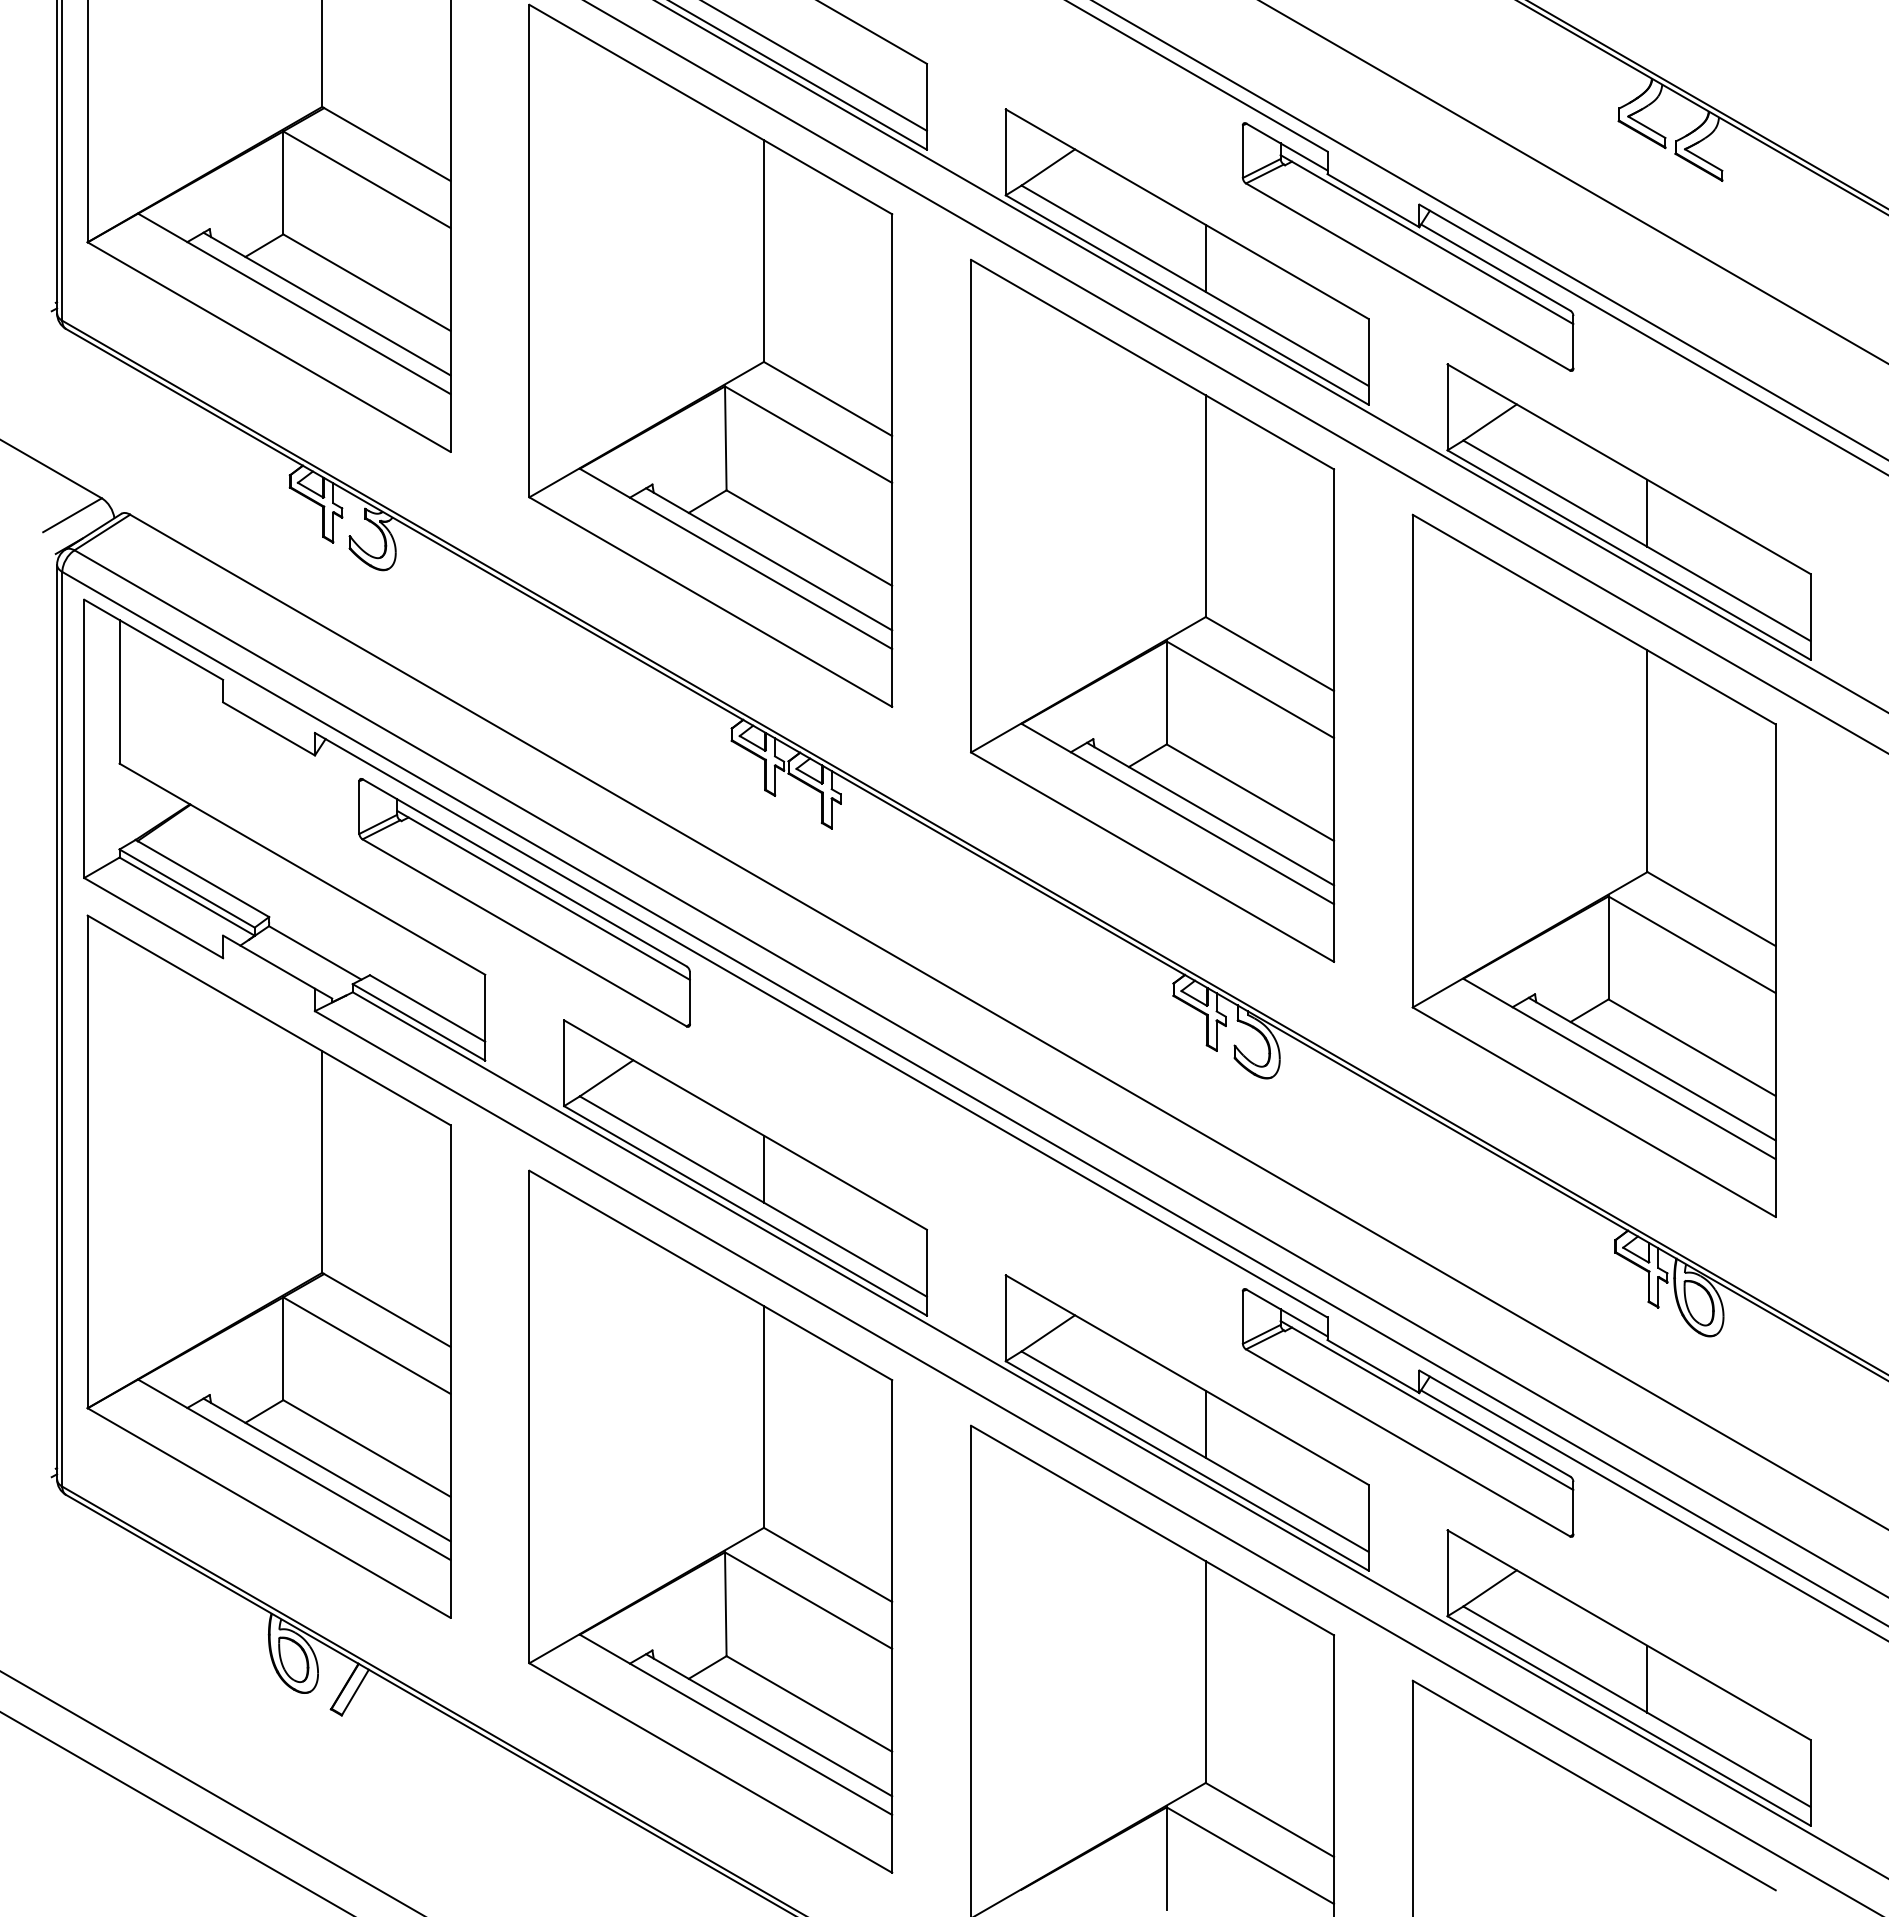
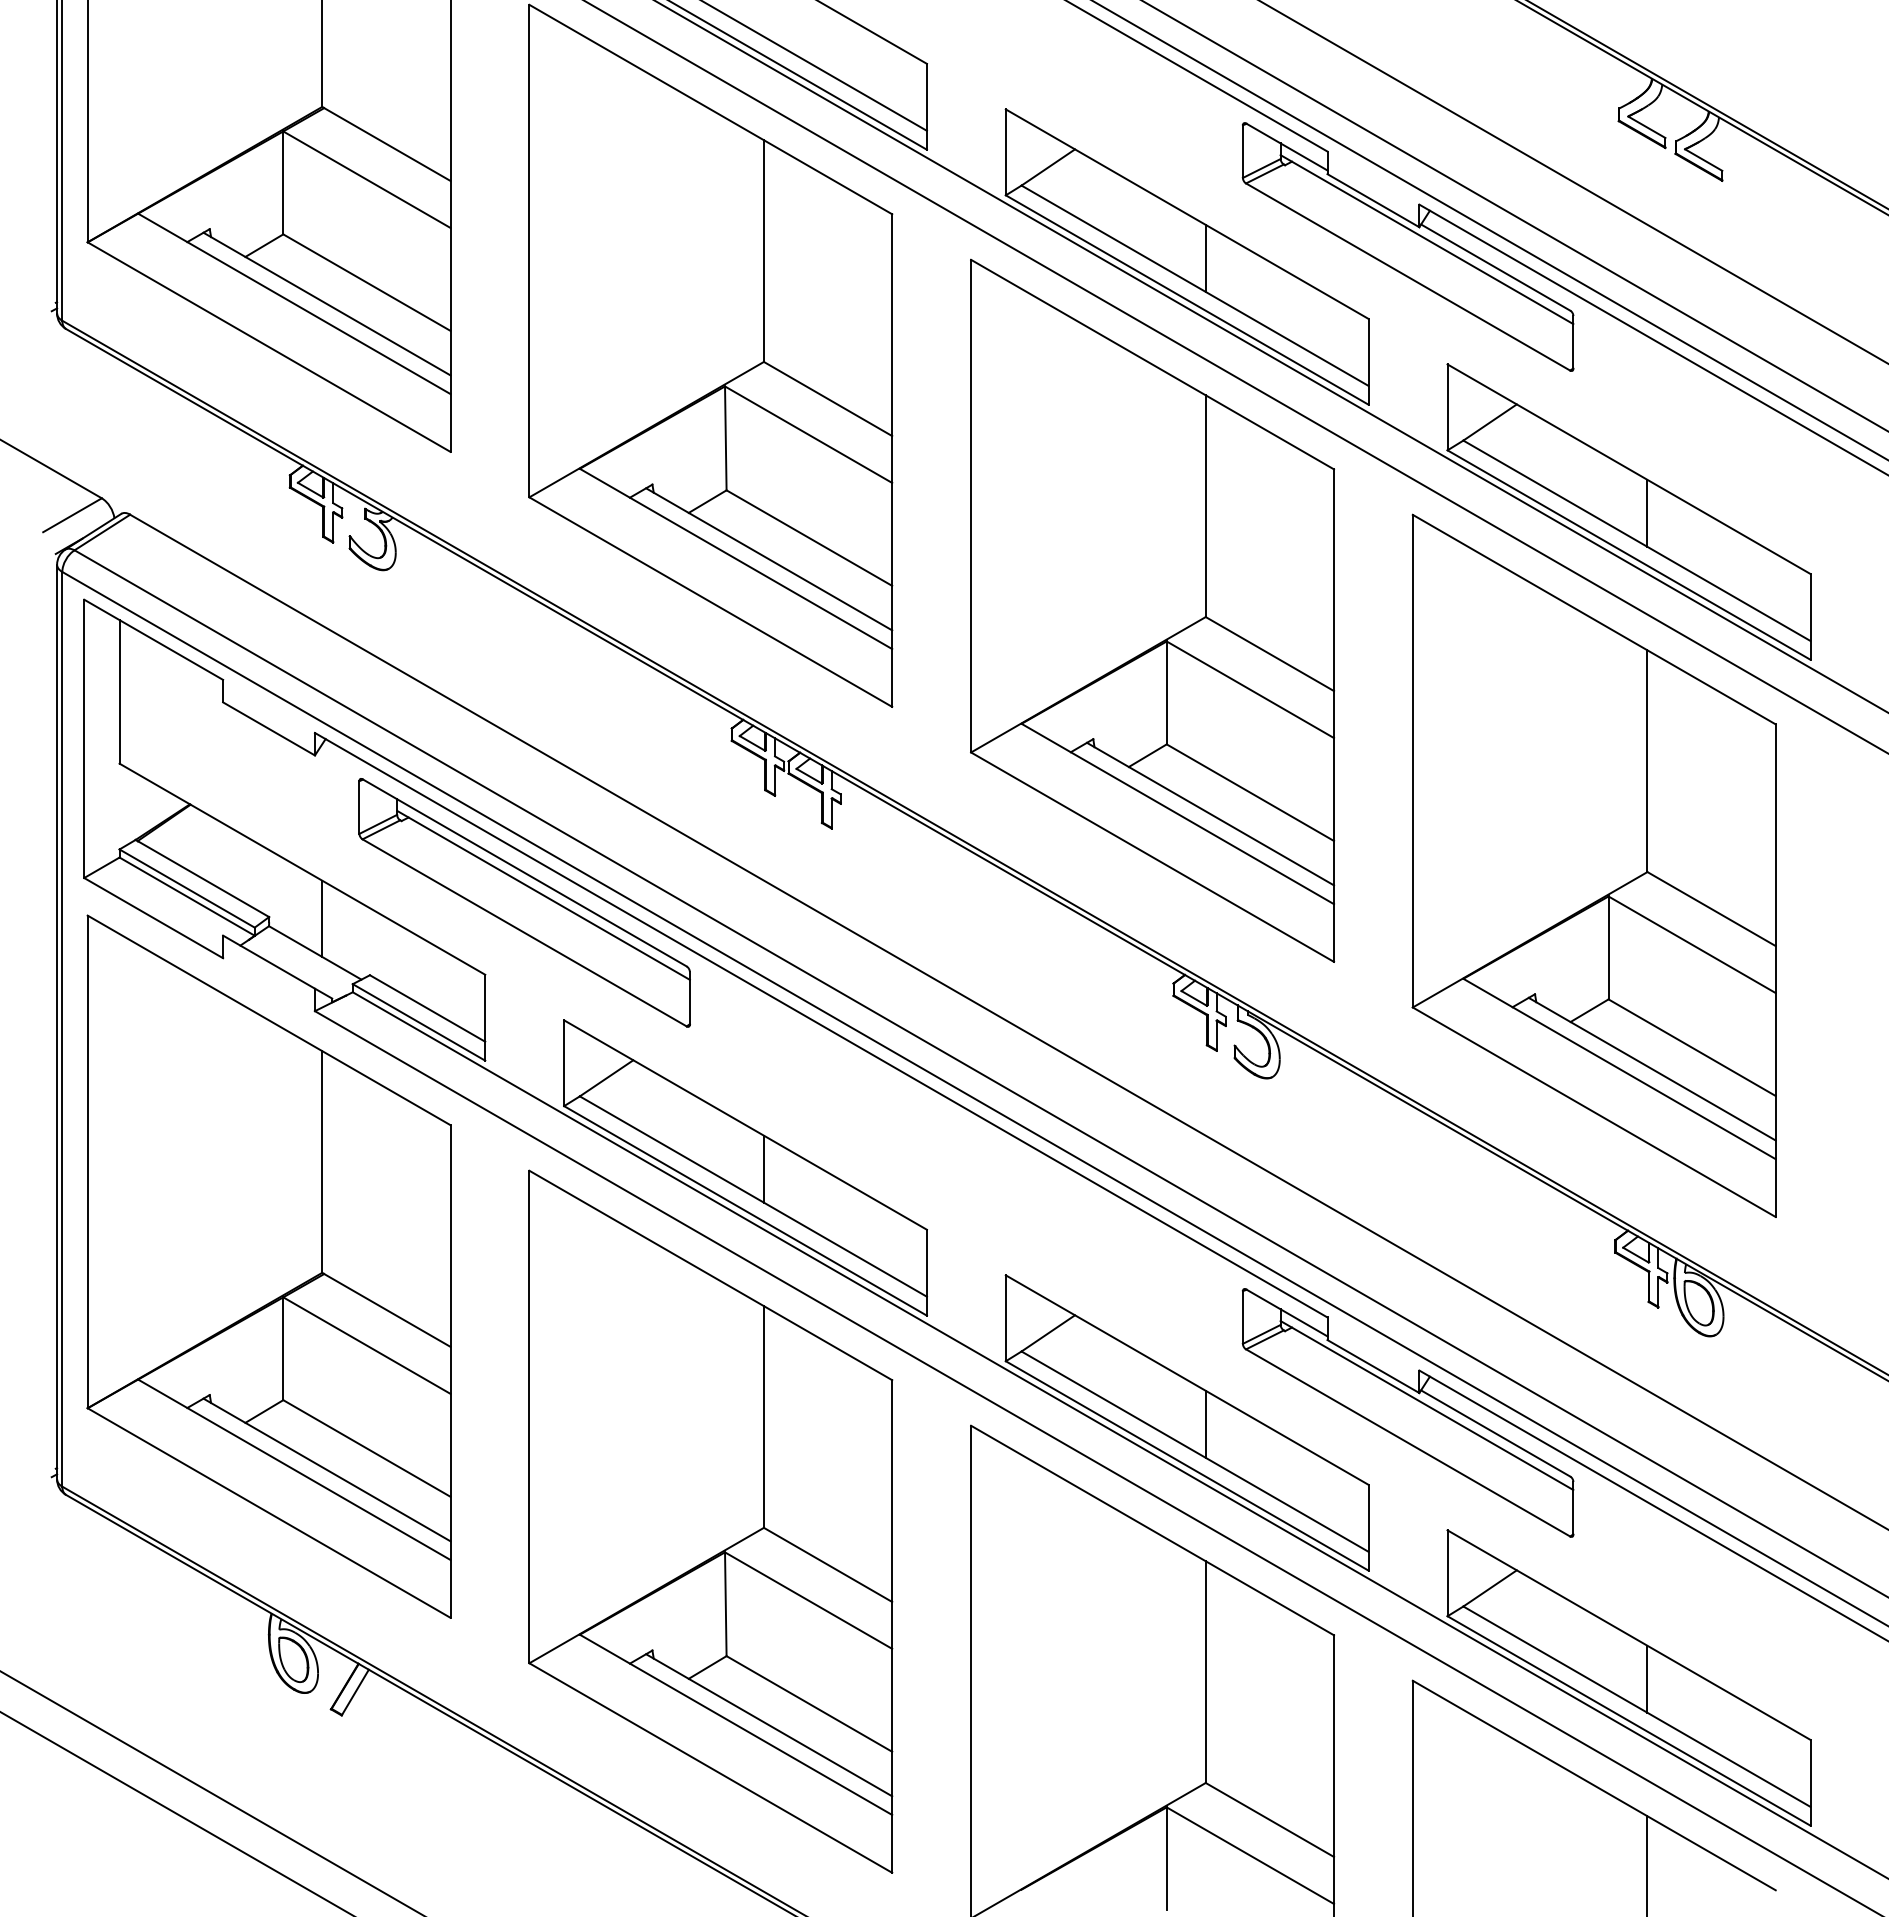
line: none -> present (1514, 215)
line: none -> present (322, 918)
line: none -> present (1647, 1864)
